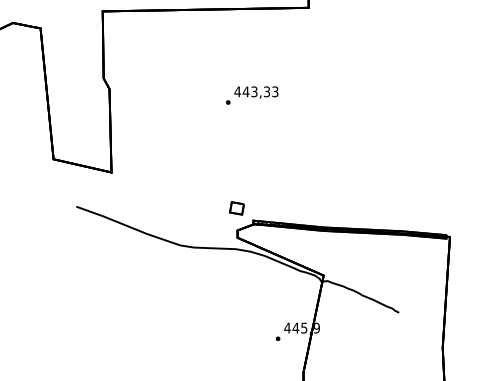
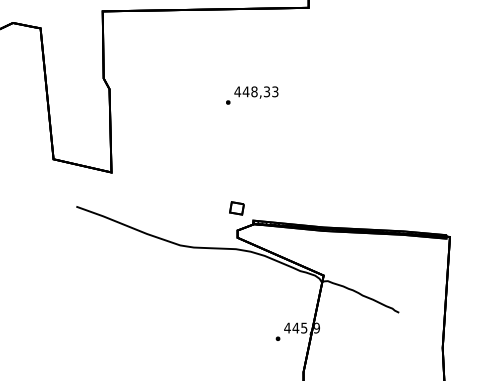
text: 443,33 -> 448,33 (254, 91)
